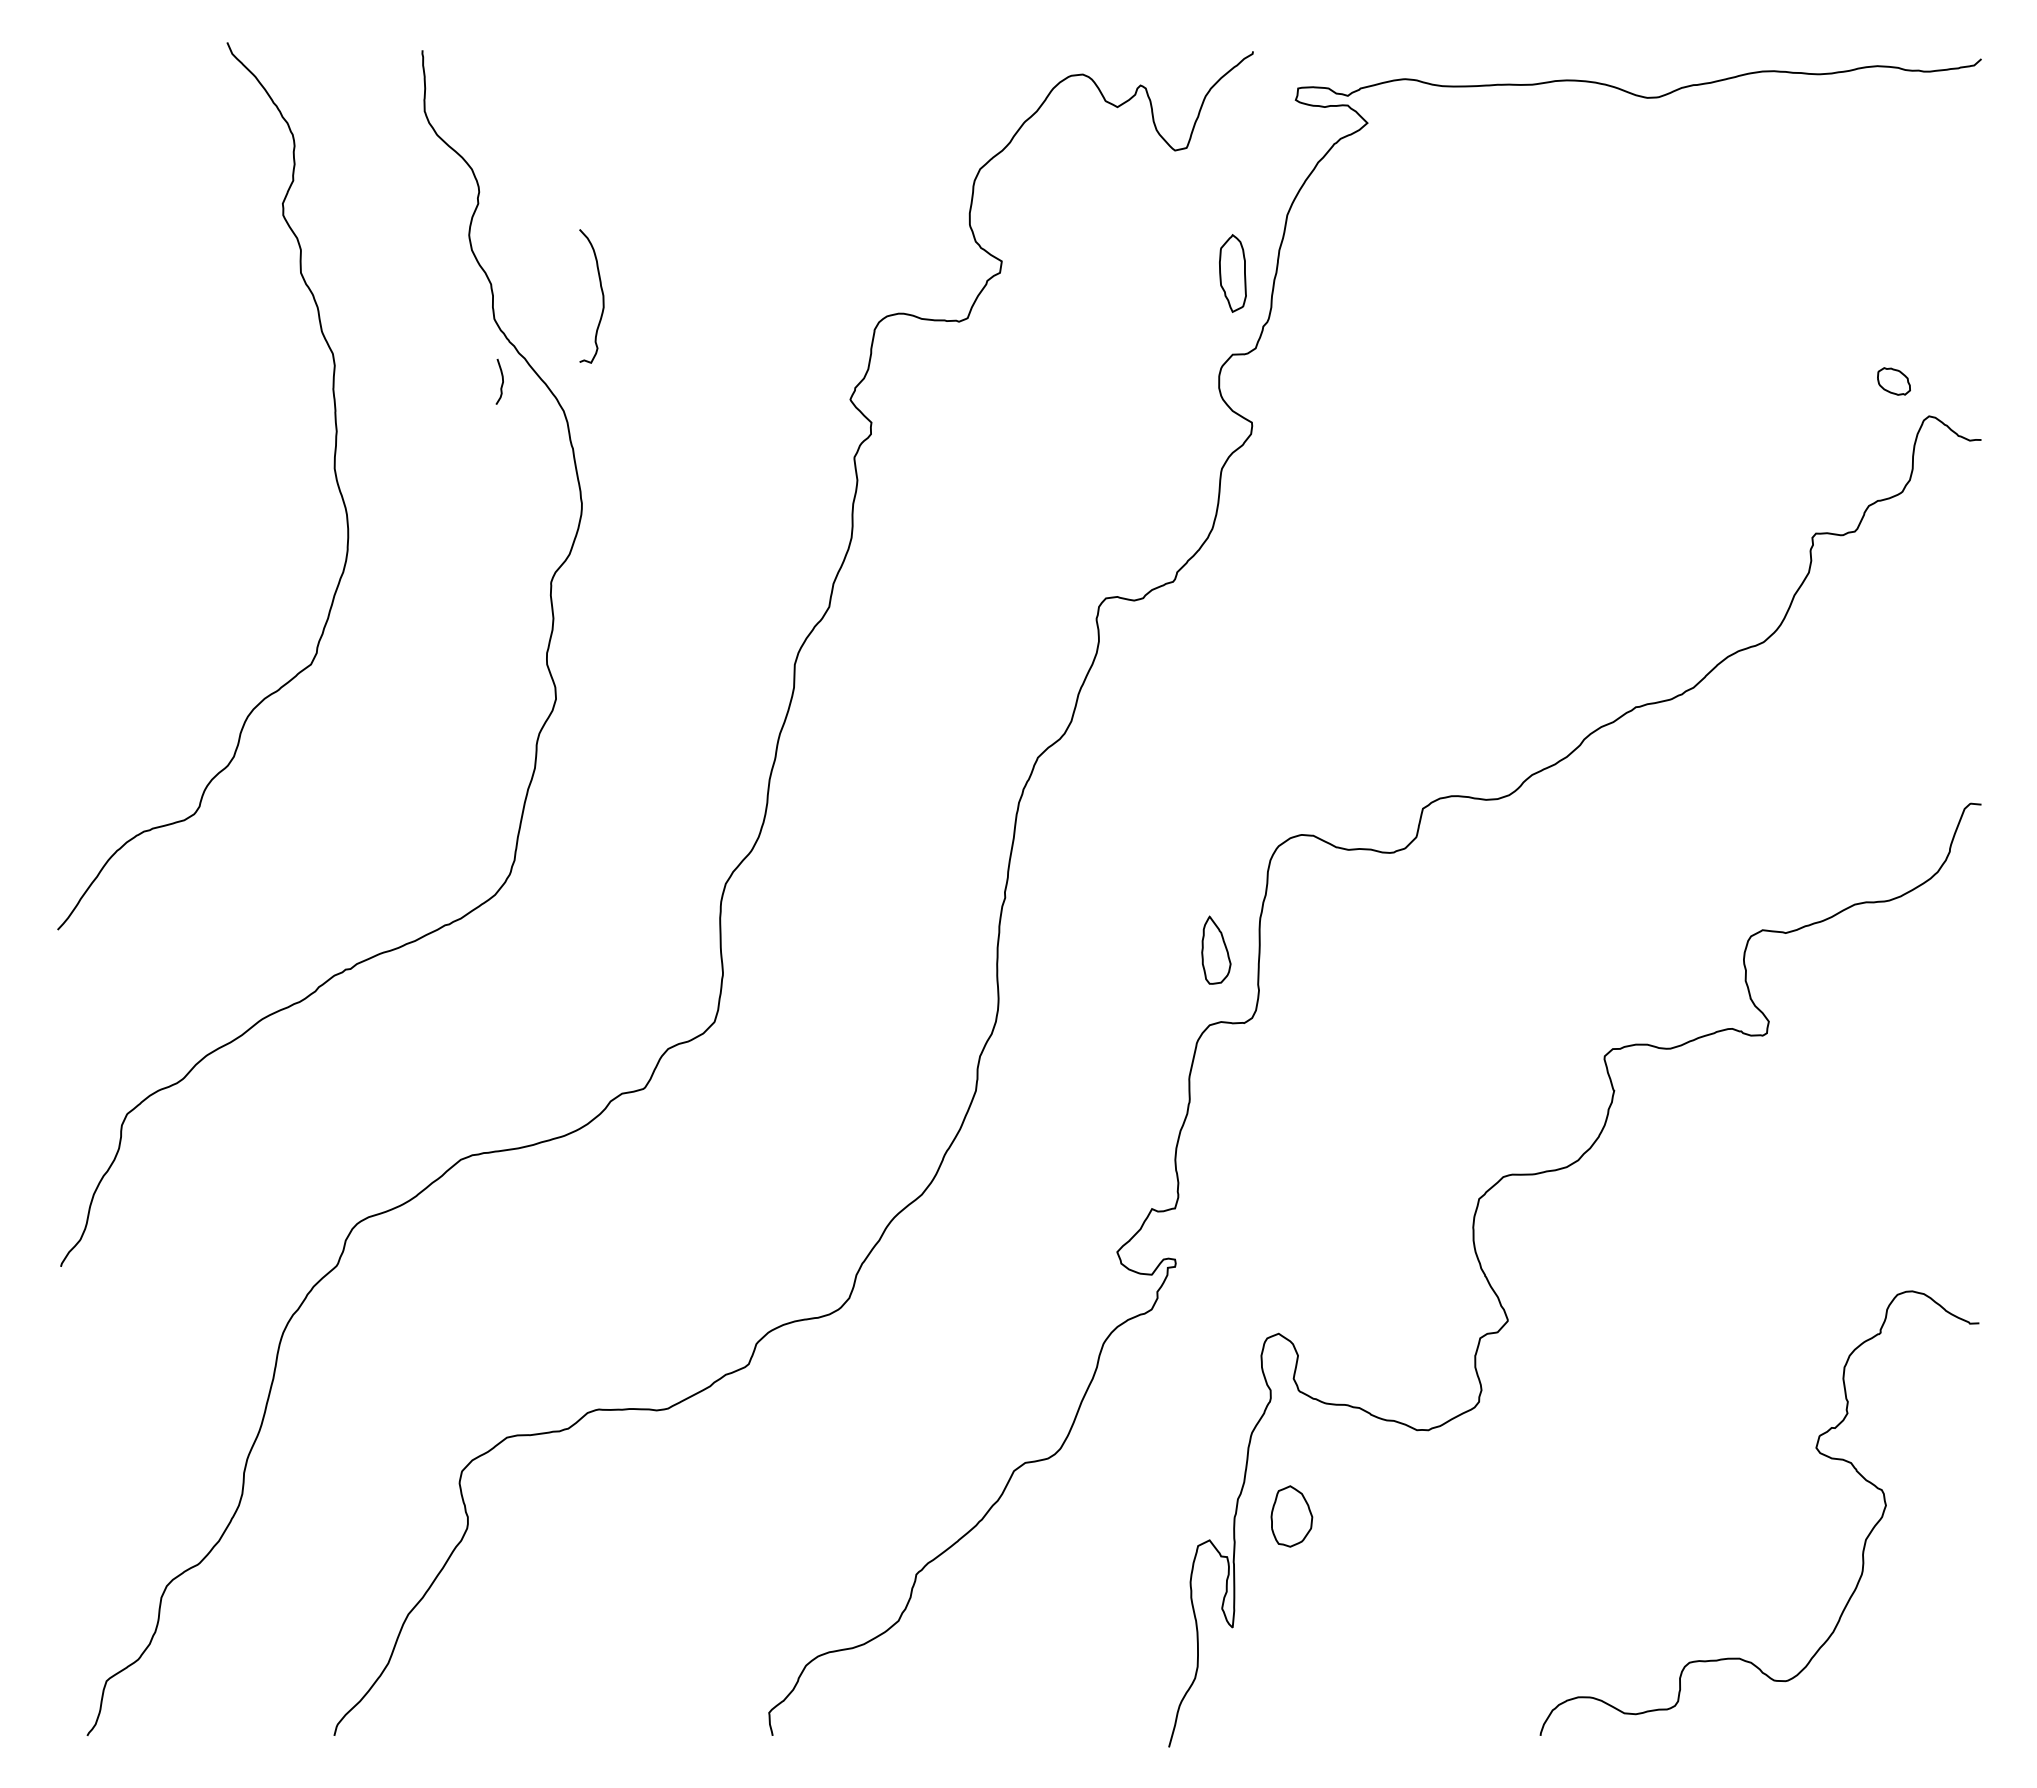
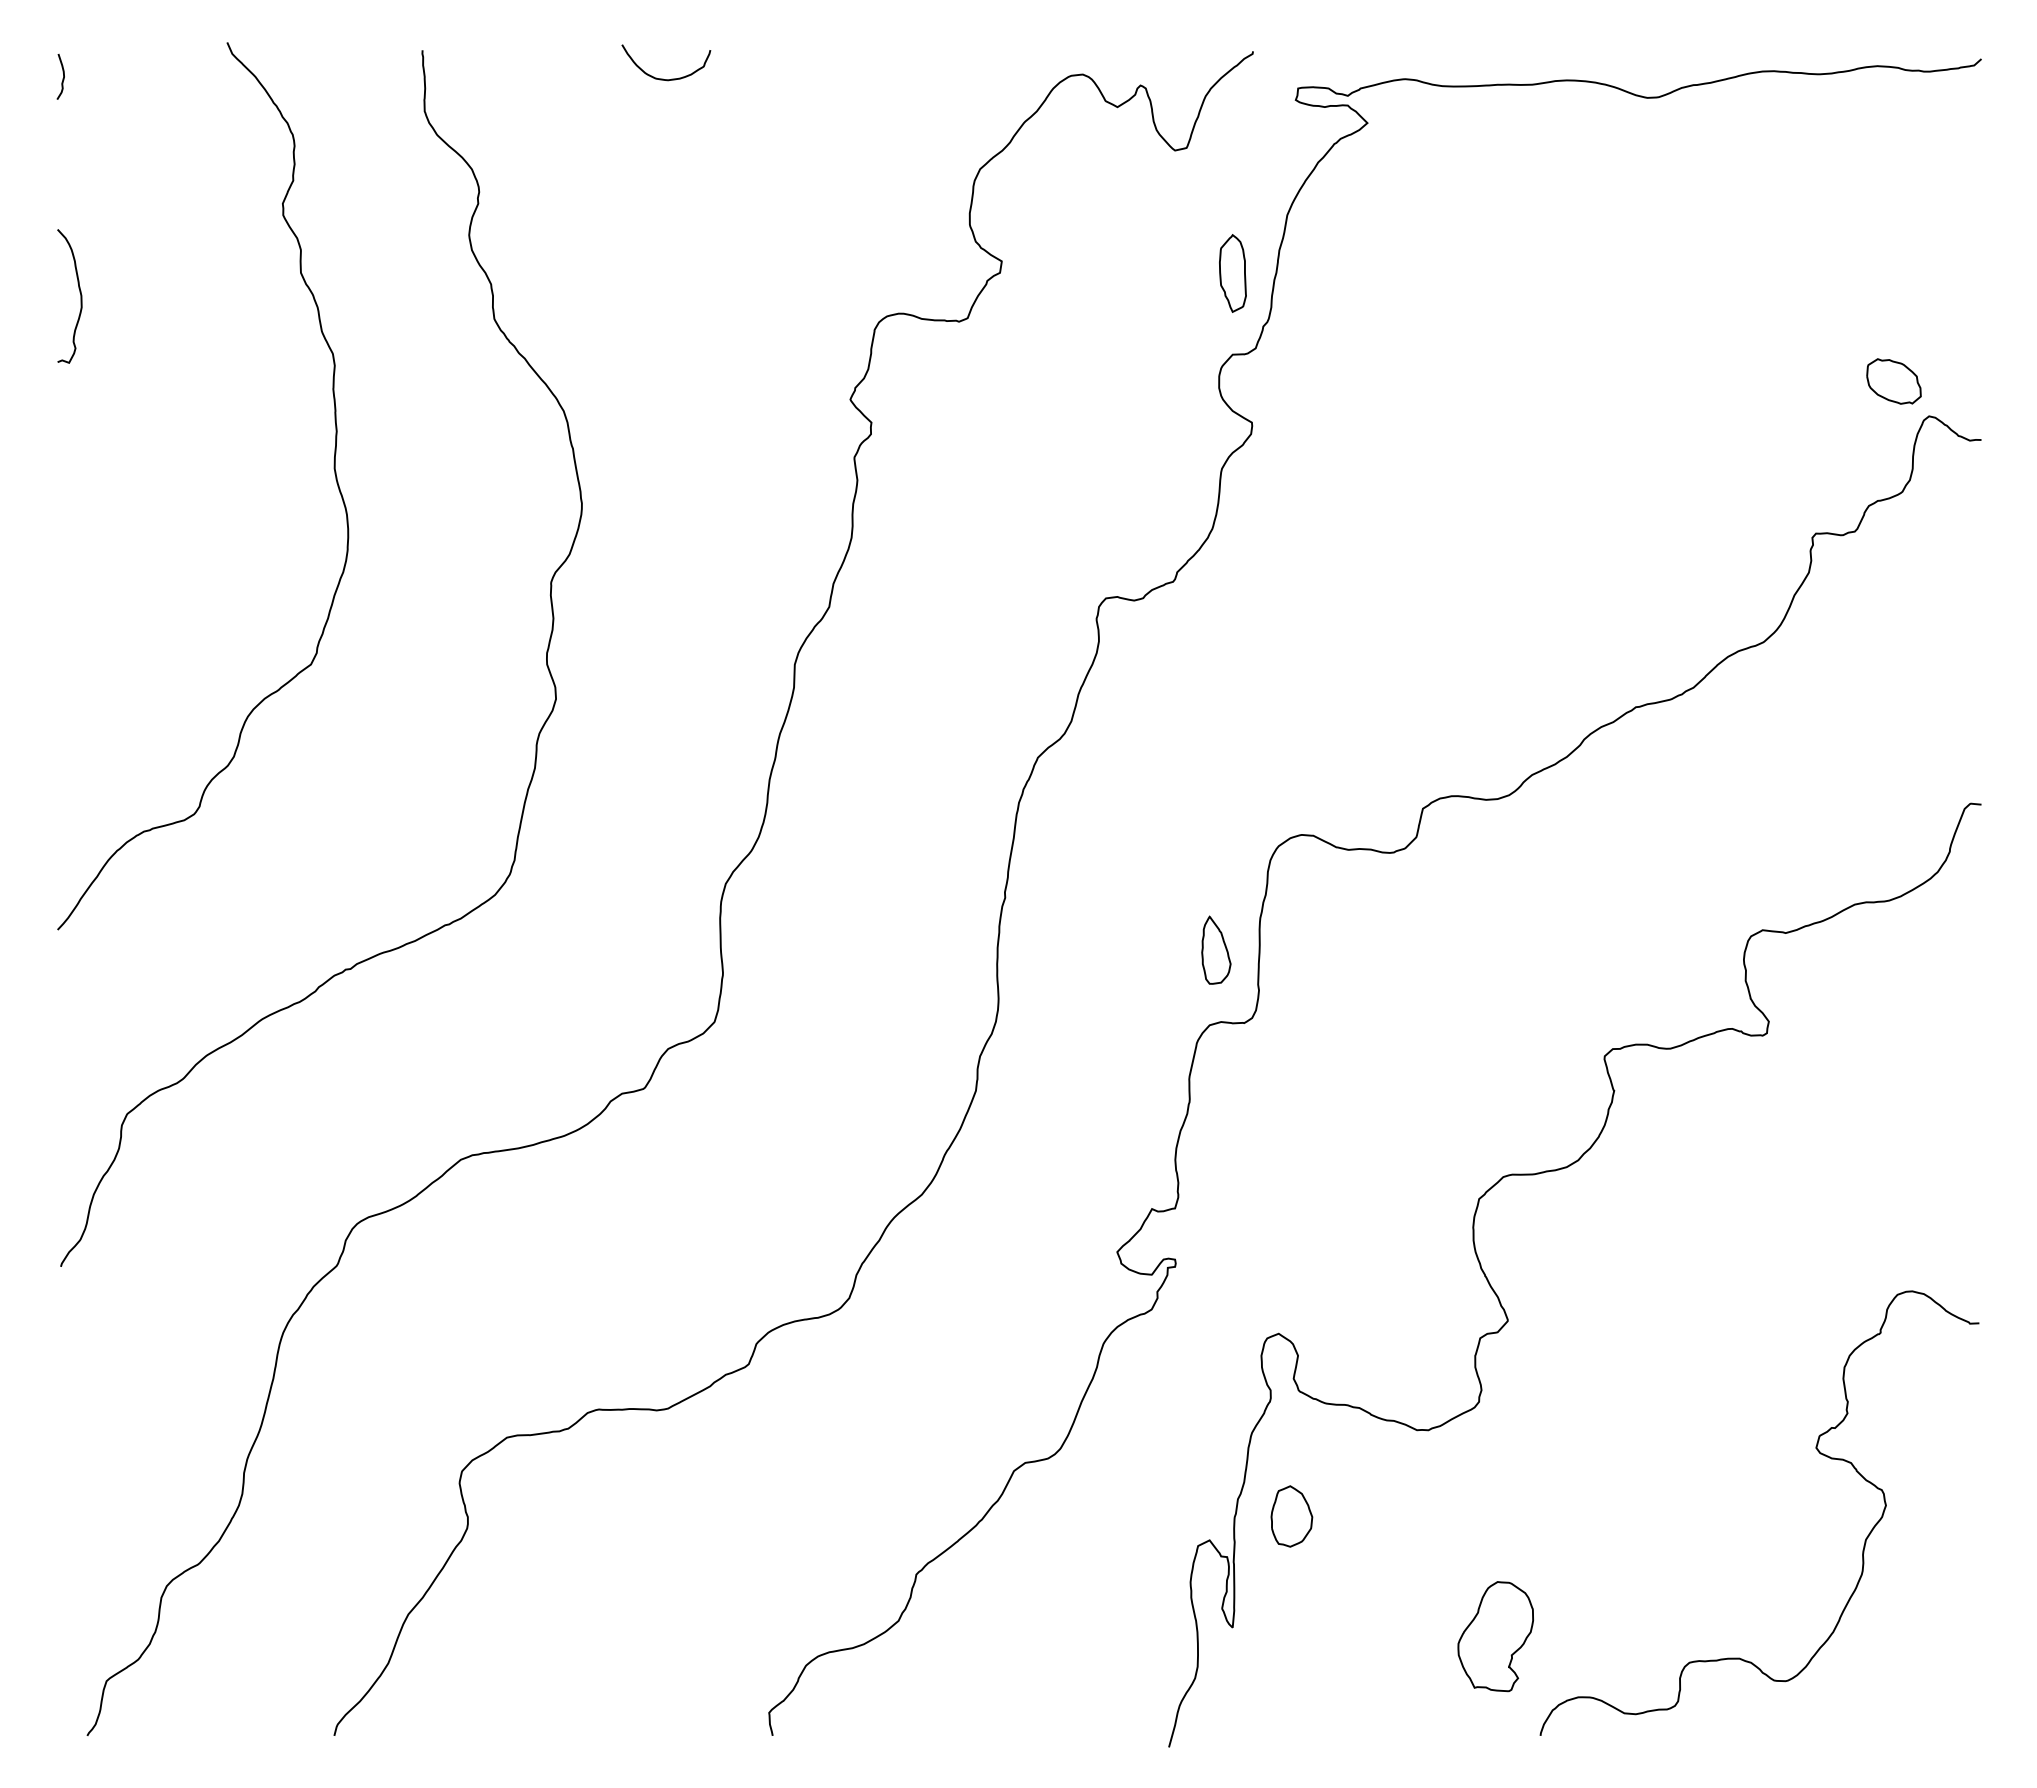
curve: none -> present (663, 78)
curve position: (601, 292) -> (79, 292) (79, 292)
part size: 34x29 px -> 56x47 px (1893, 381)
curve position: (501, 383) -> (62, 78) (62, 78)
part: none -> present (1495, 1636)
